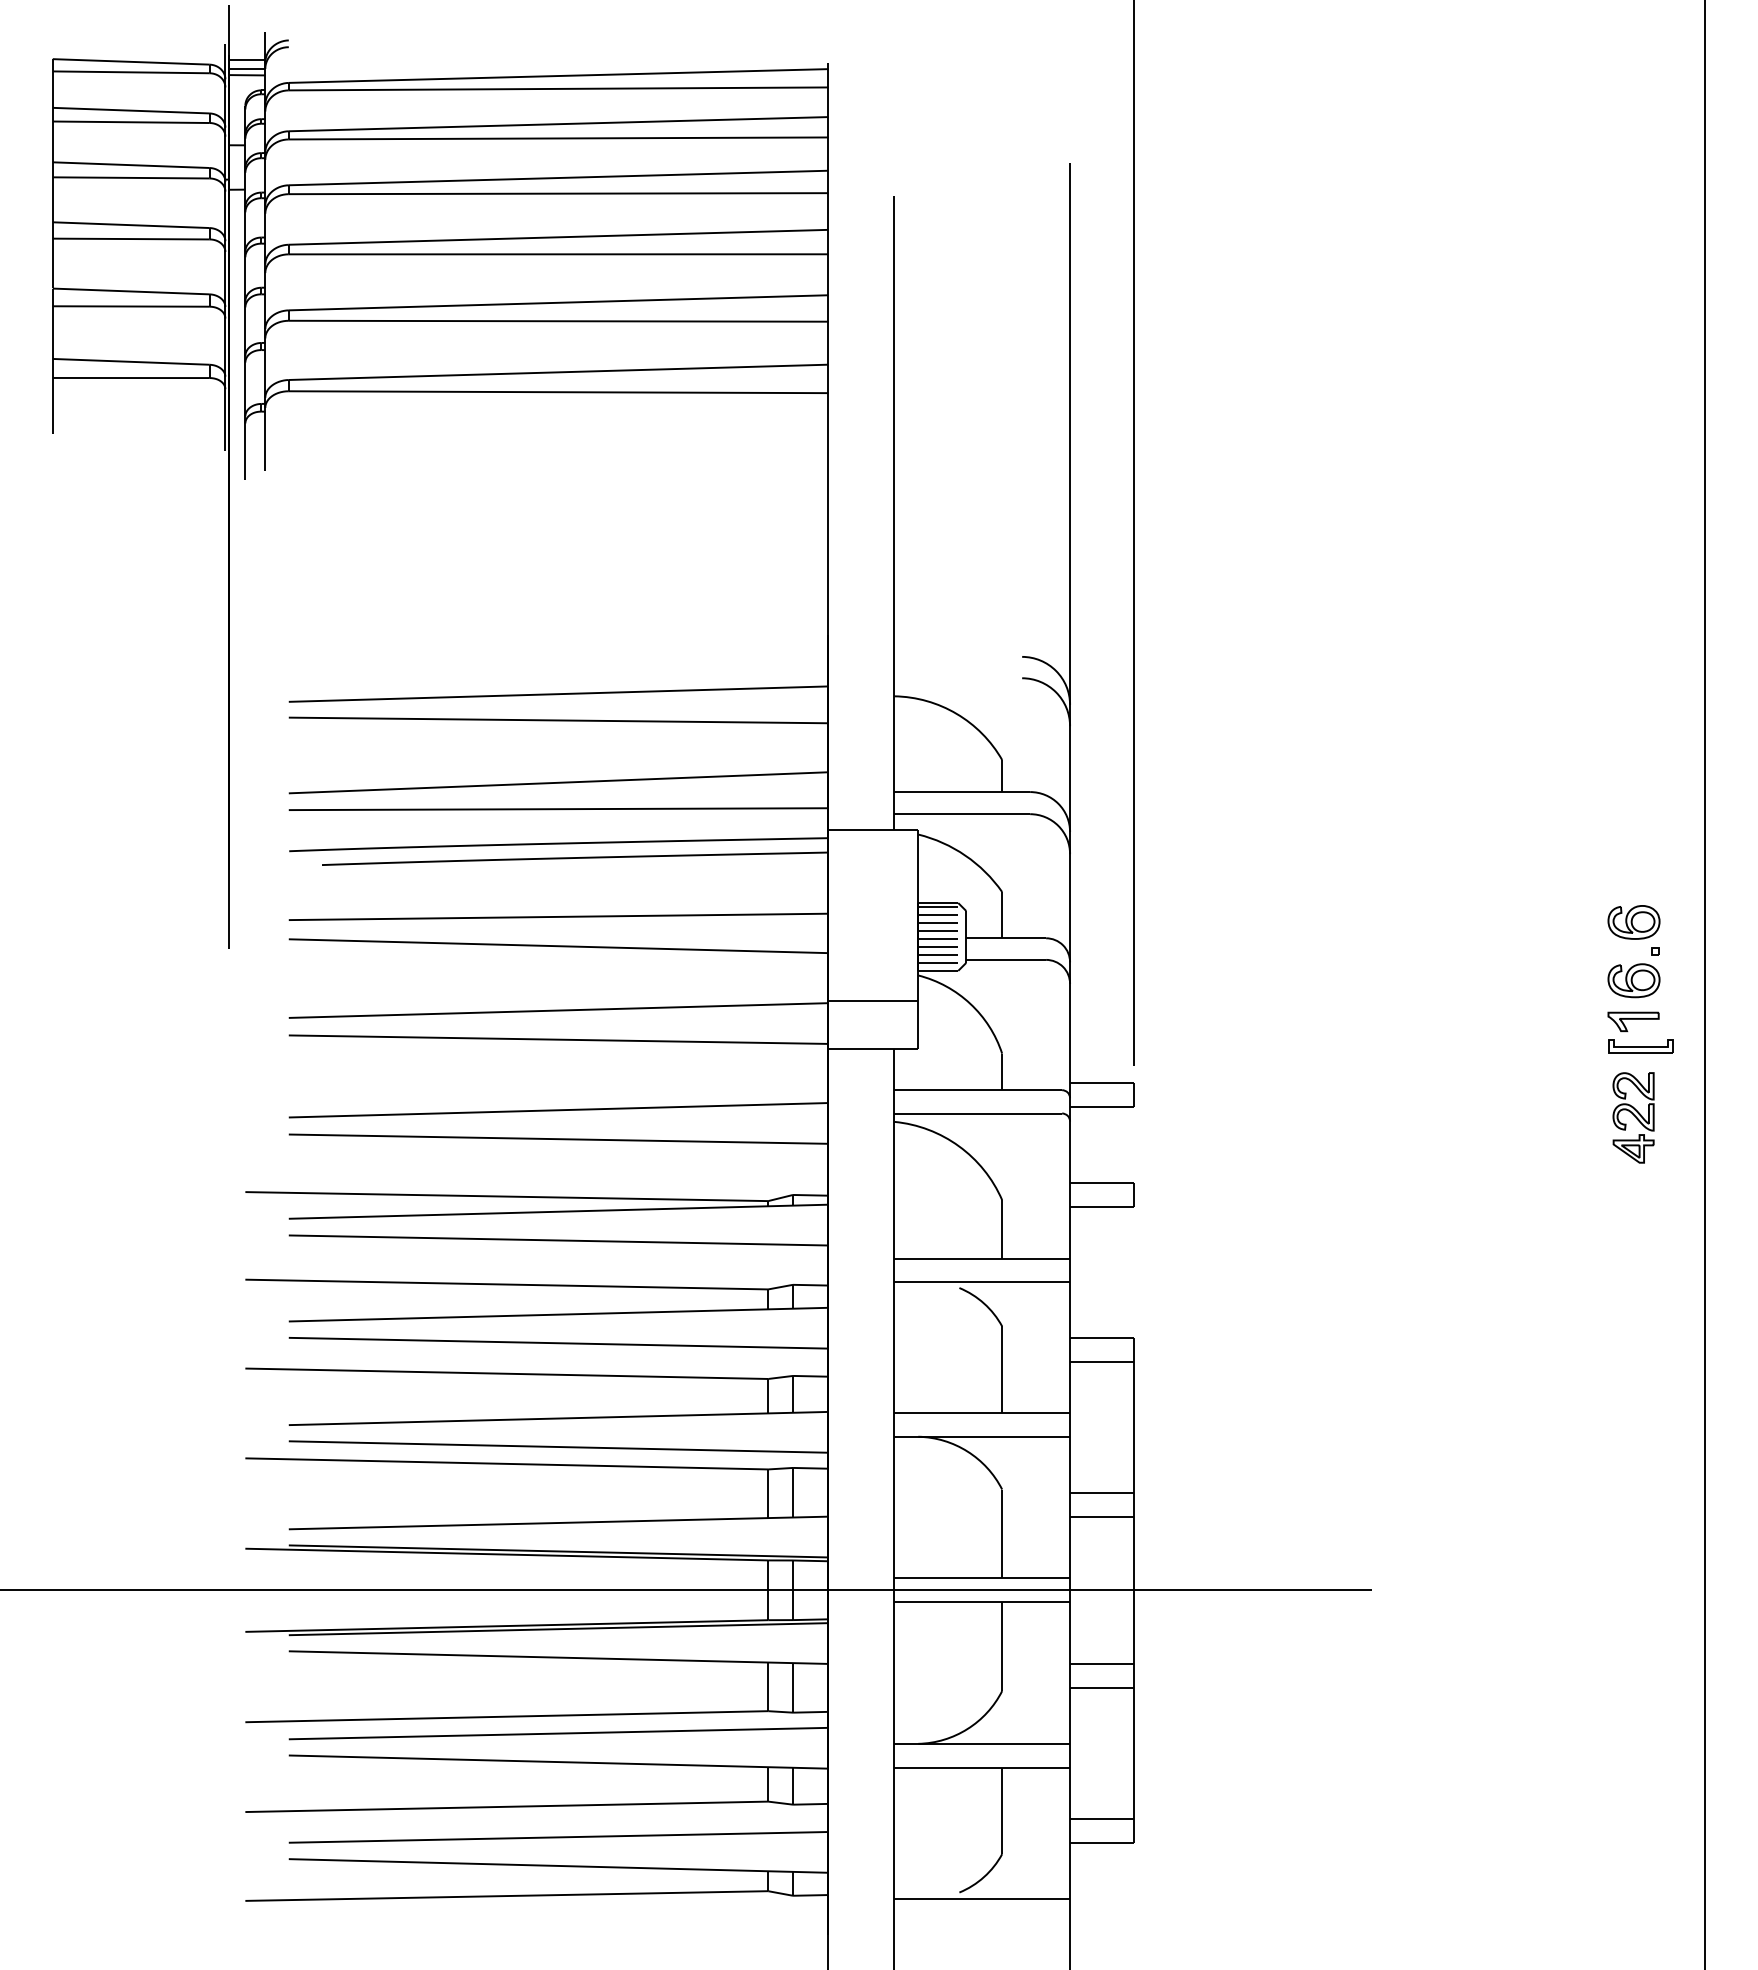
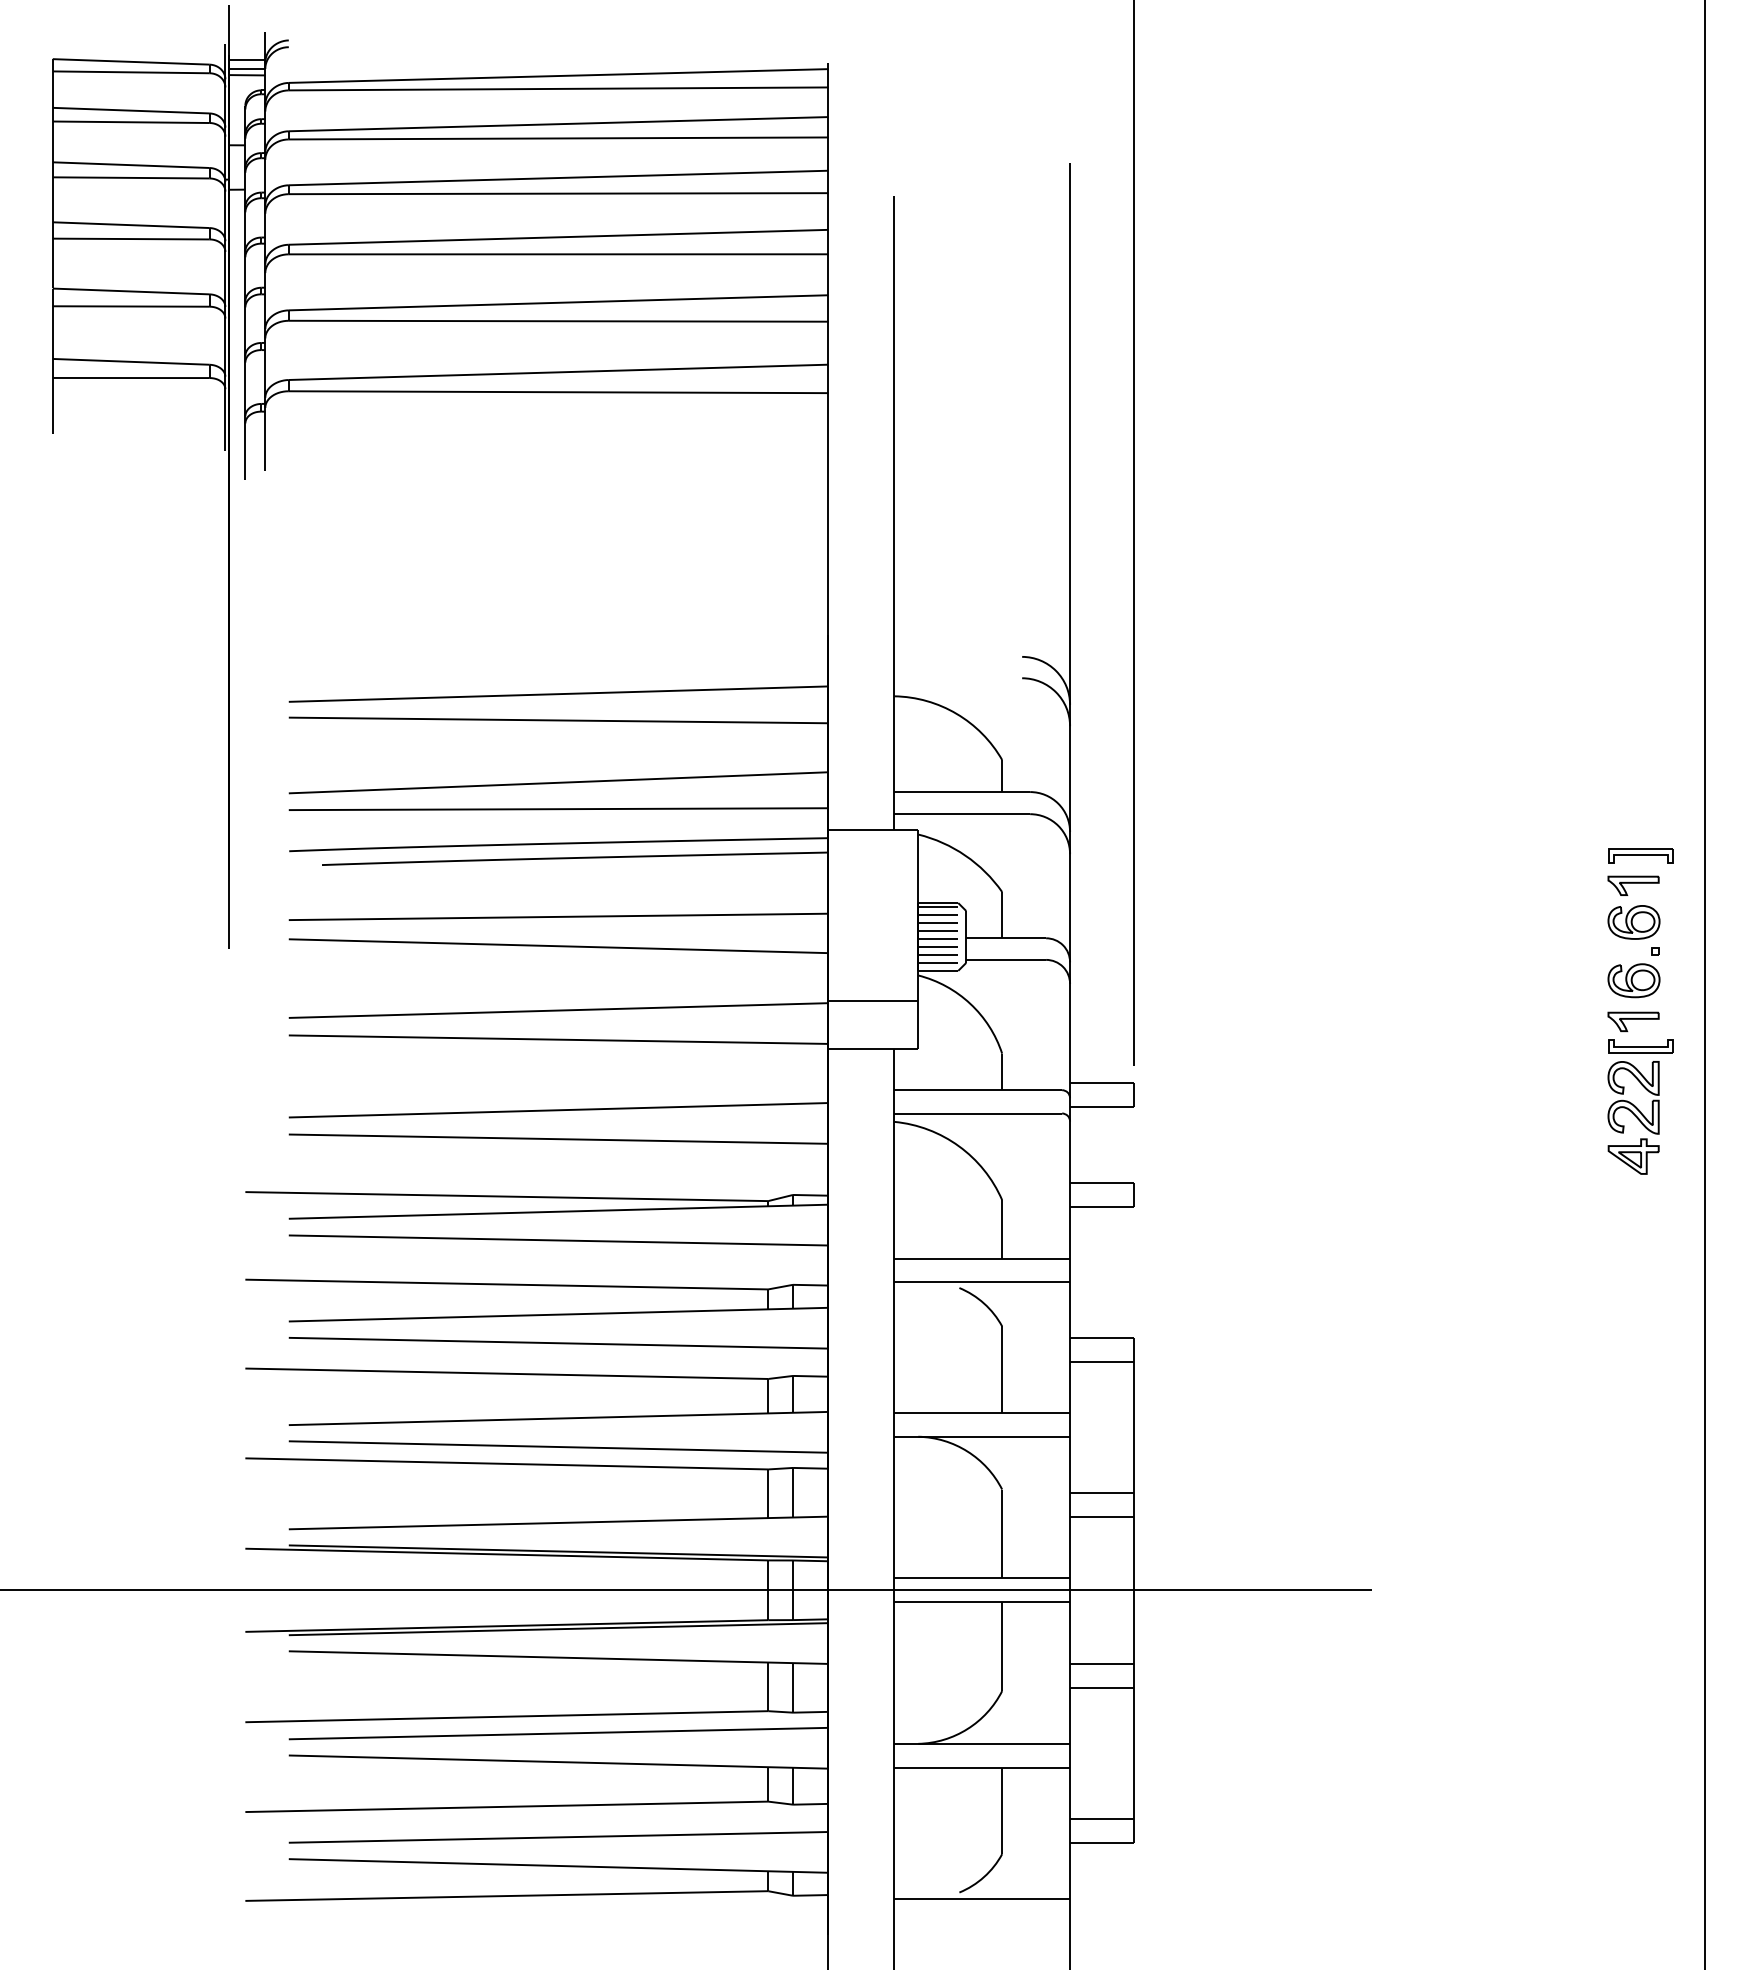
part: none -> present (1640, 855)
part: none -> present (1633, 885)
part size: 43x92 px -> 53x114 px (1633, 1117)
